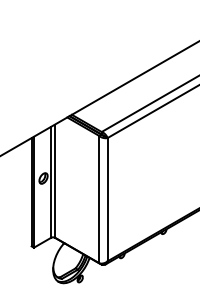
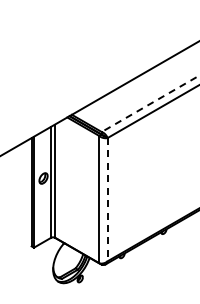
line: solid -> dashed (150, 104)
line: solid -> dashed (107, 199)
